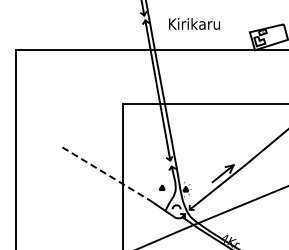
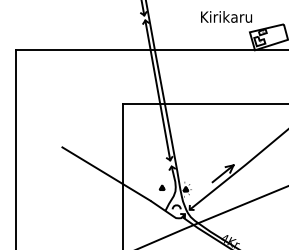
text position: (194, 23) -> (226, 16) (226, 16)
line: dashed -> solid (106, 174)
